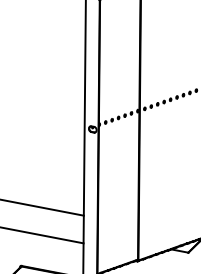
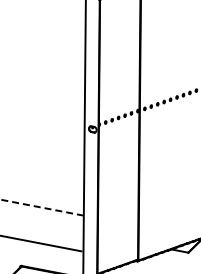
line: solid -> dashed (41, 207)
line position: (42, 235) -> (41, 243) (41, 243)
